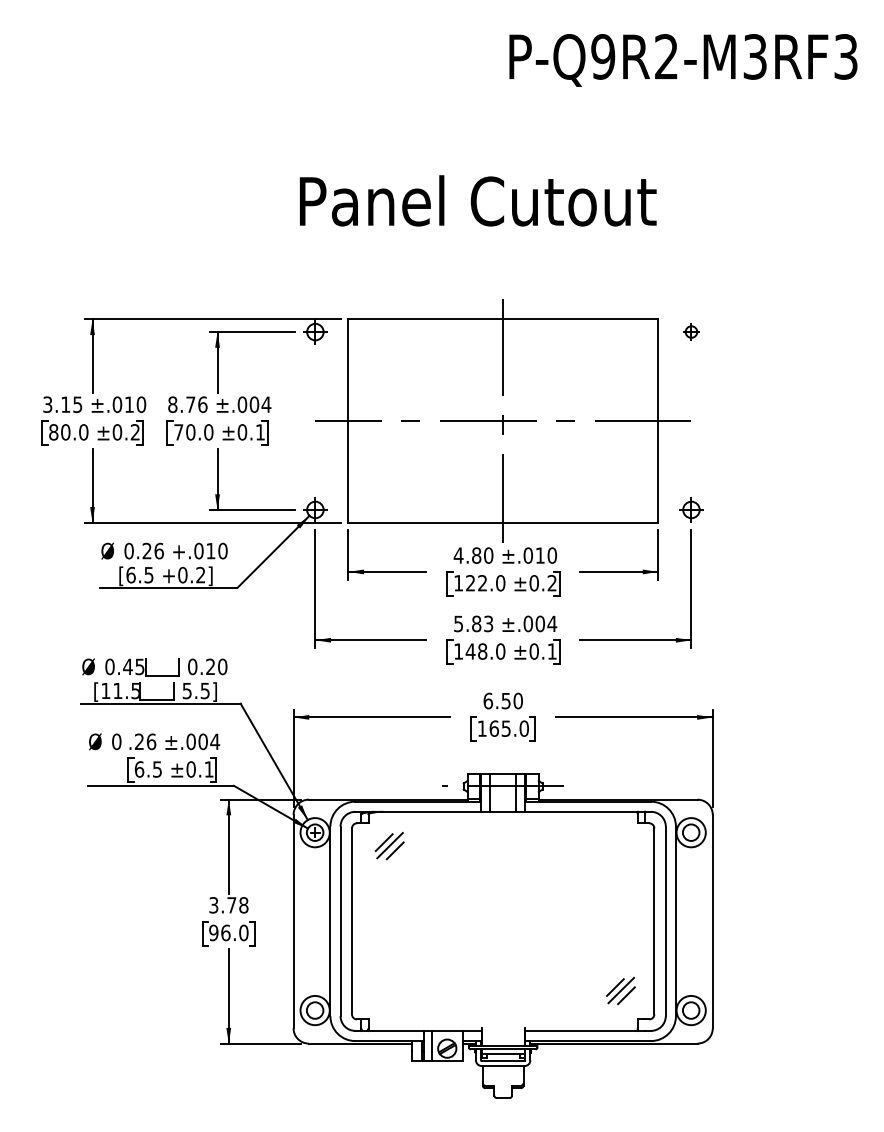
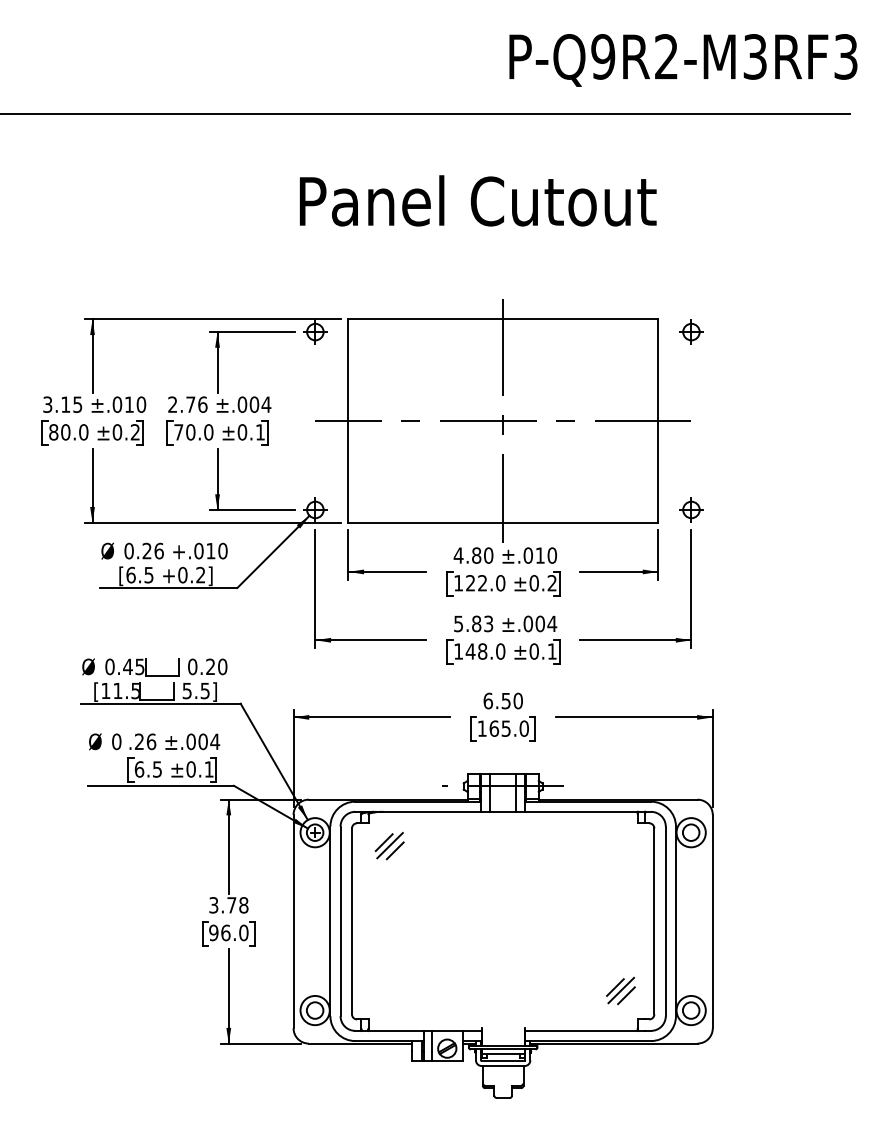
line: none -> present (426, 114)
part size: 17x18 px -> 25x26 px (691, 331)
text: 8.76 -> 2.76 (172, 404)
